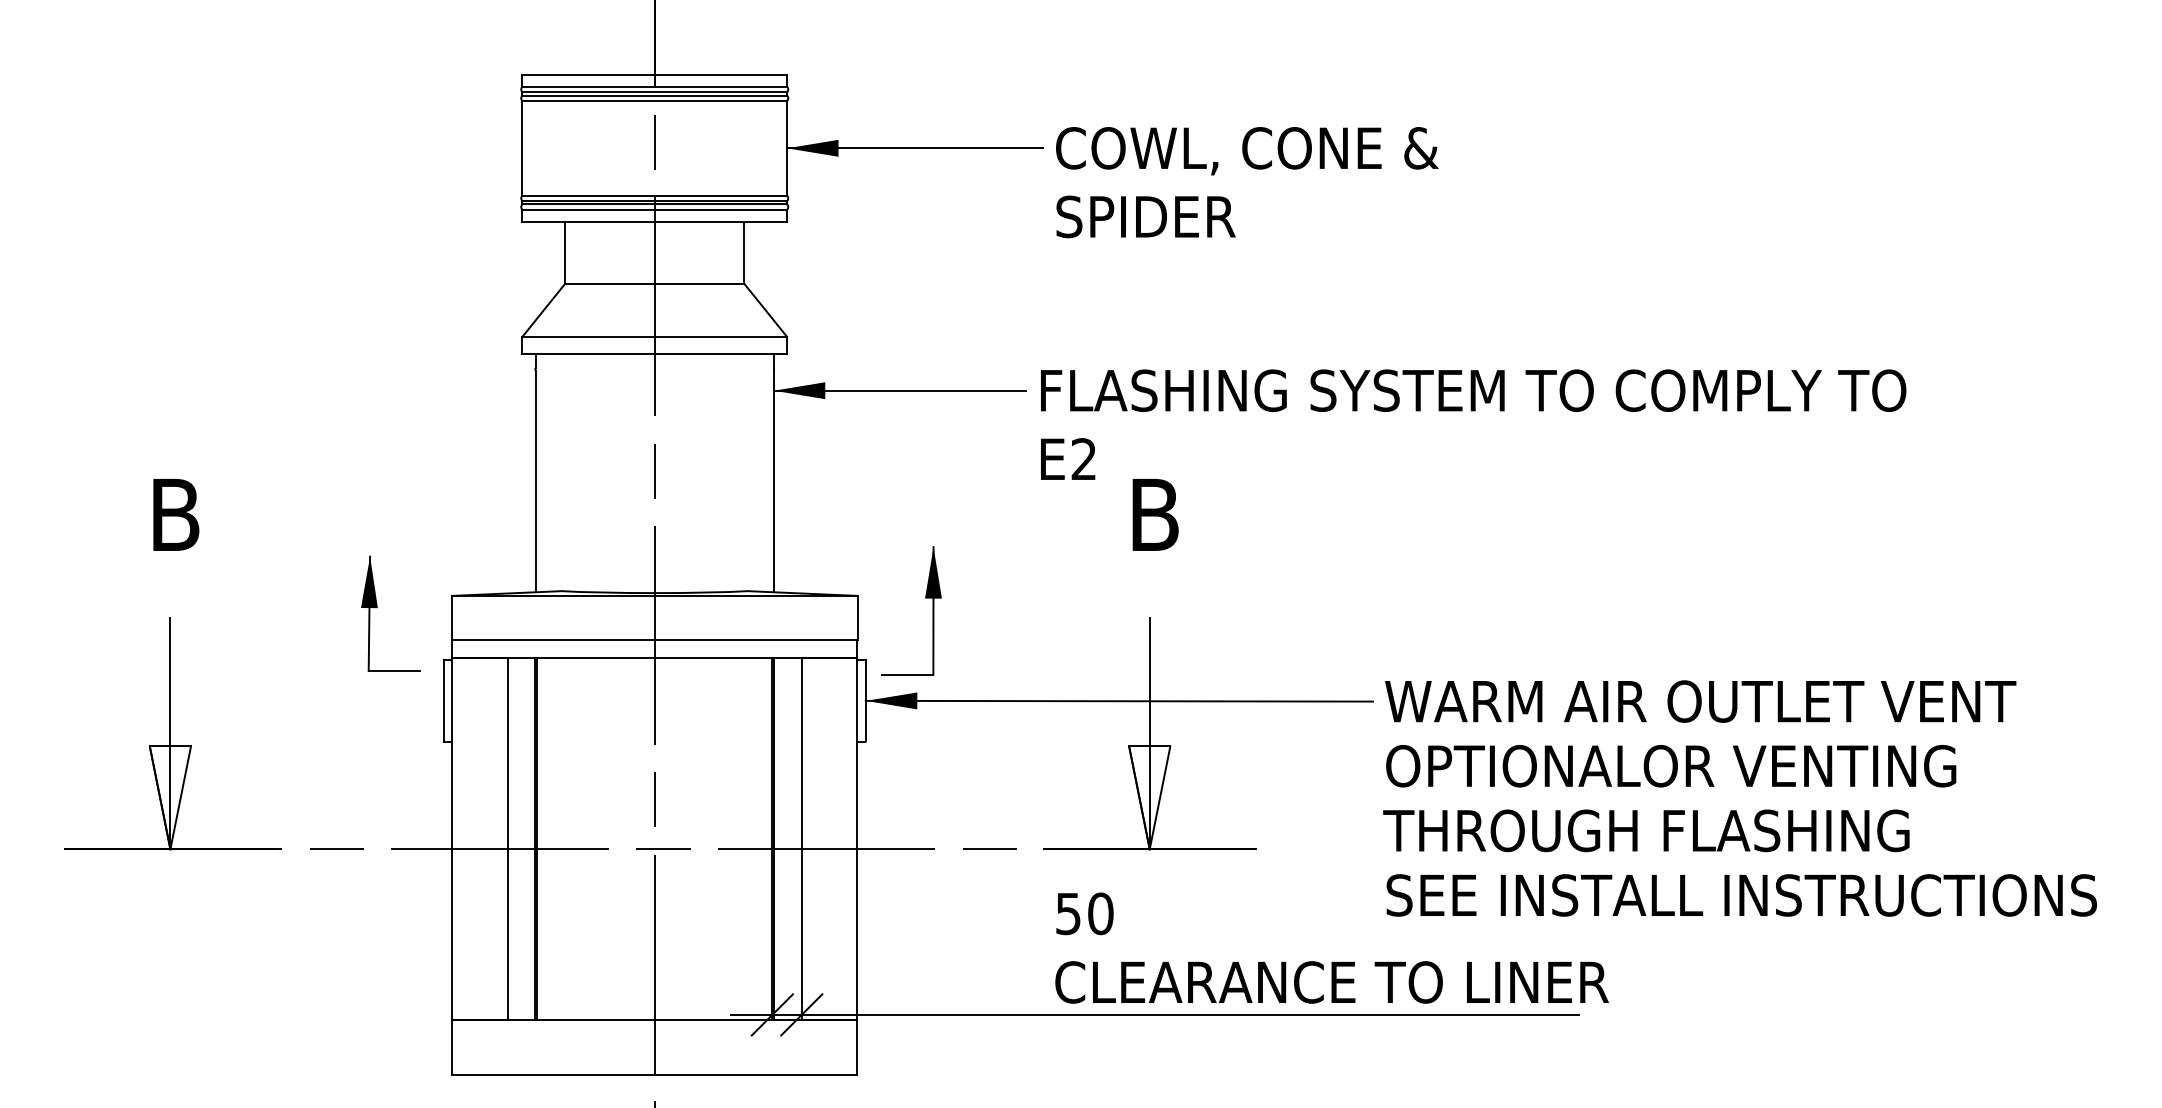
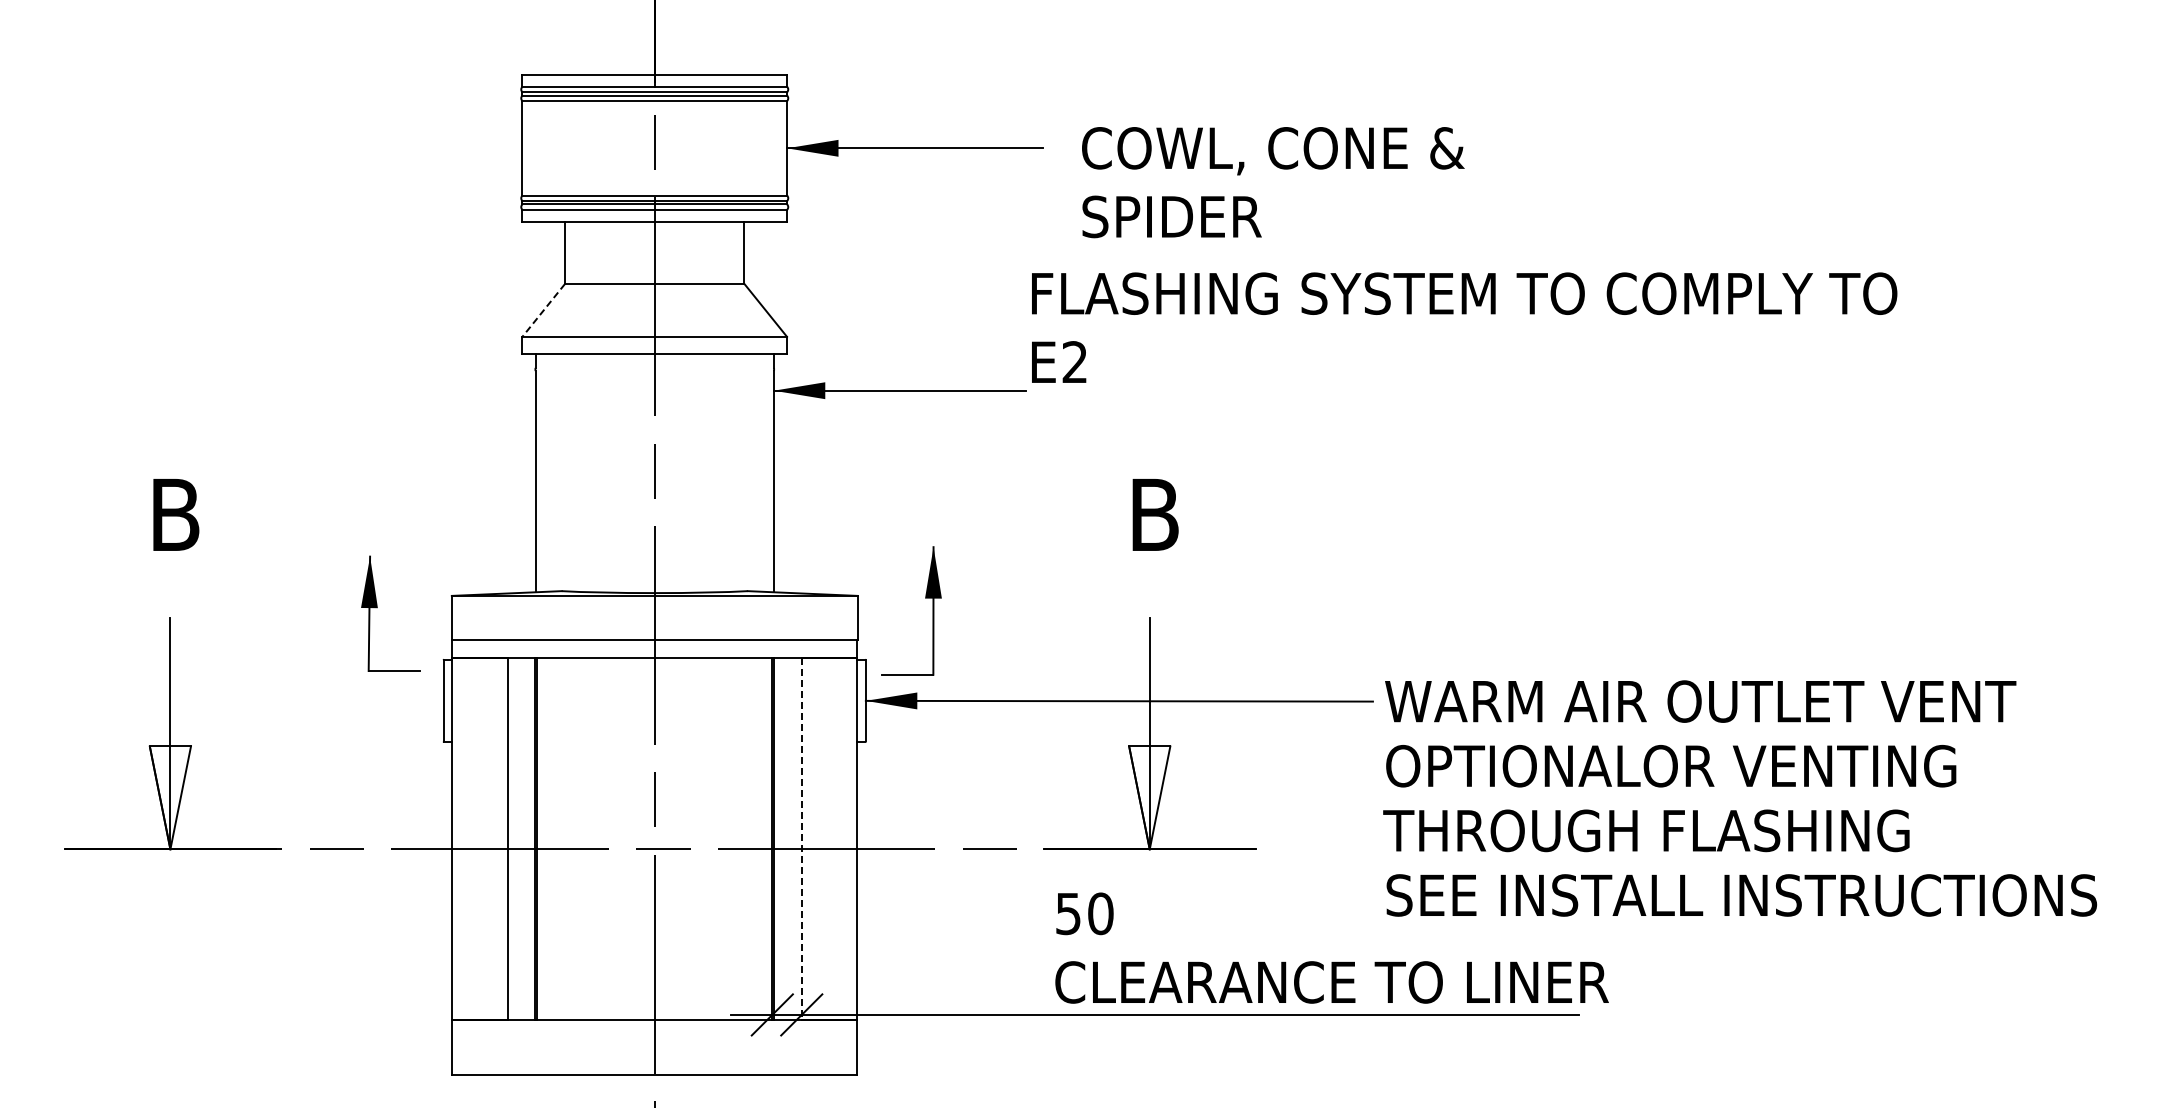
text position: (1247, 182) -> (1273, 182) (1273, 182)
line: solid -> dashed (543, 310)
text position: (1473, 424) -> (1464, 327) (1464, 327)
line: solid -> dashed (801, 838)
